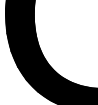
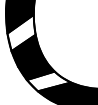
fill: present -> none (21, 32)
fill: present -> none (48, 81)
